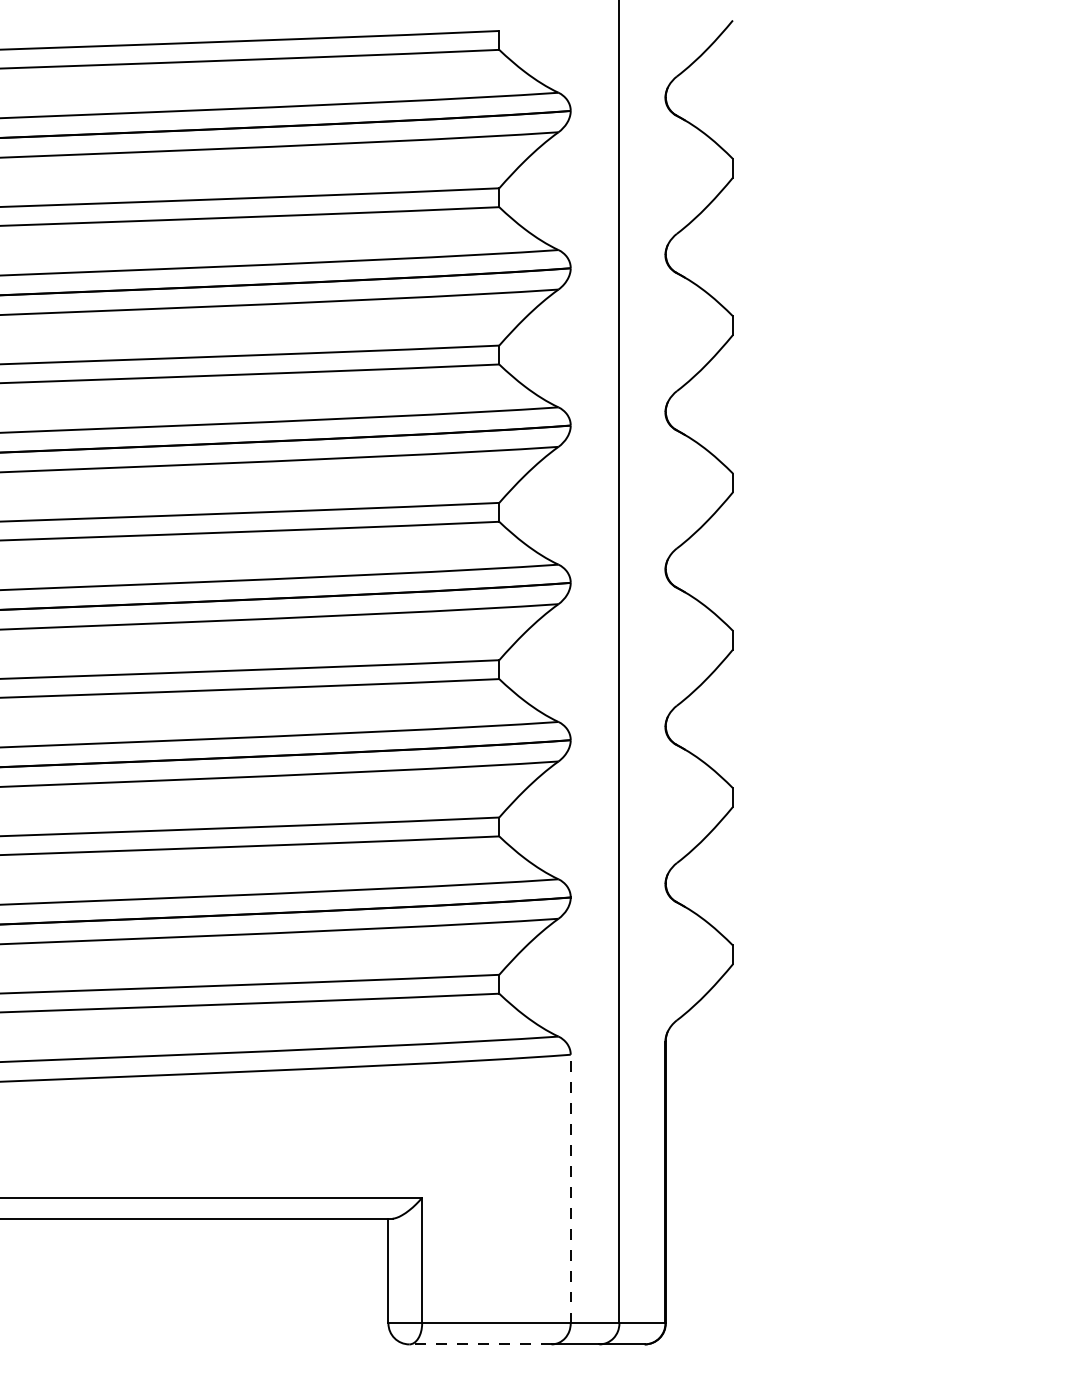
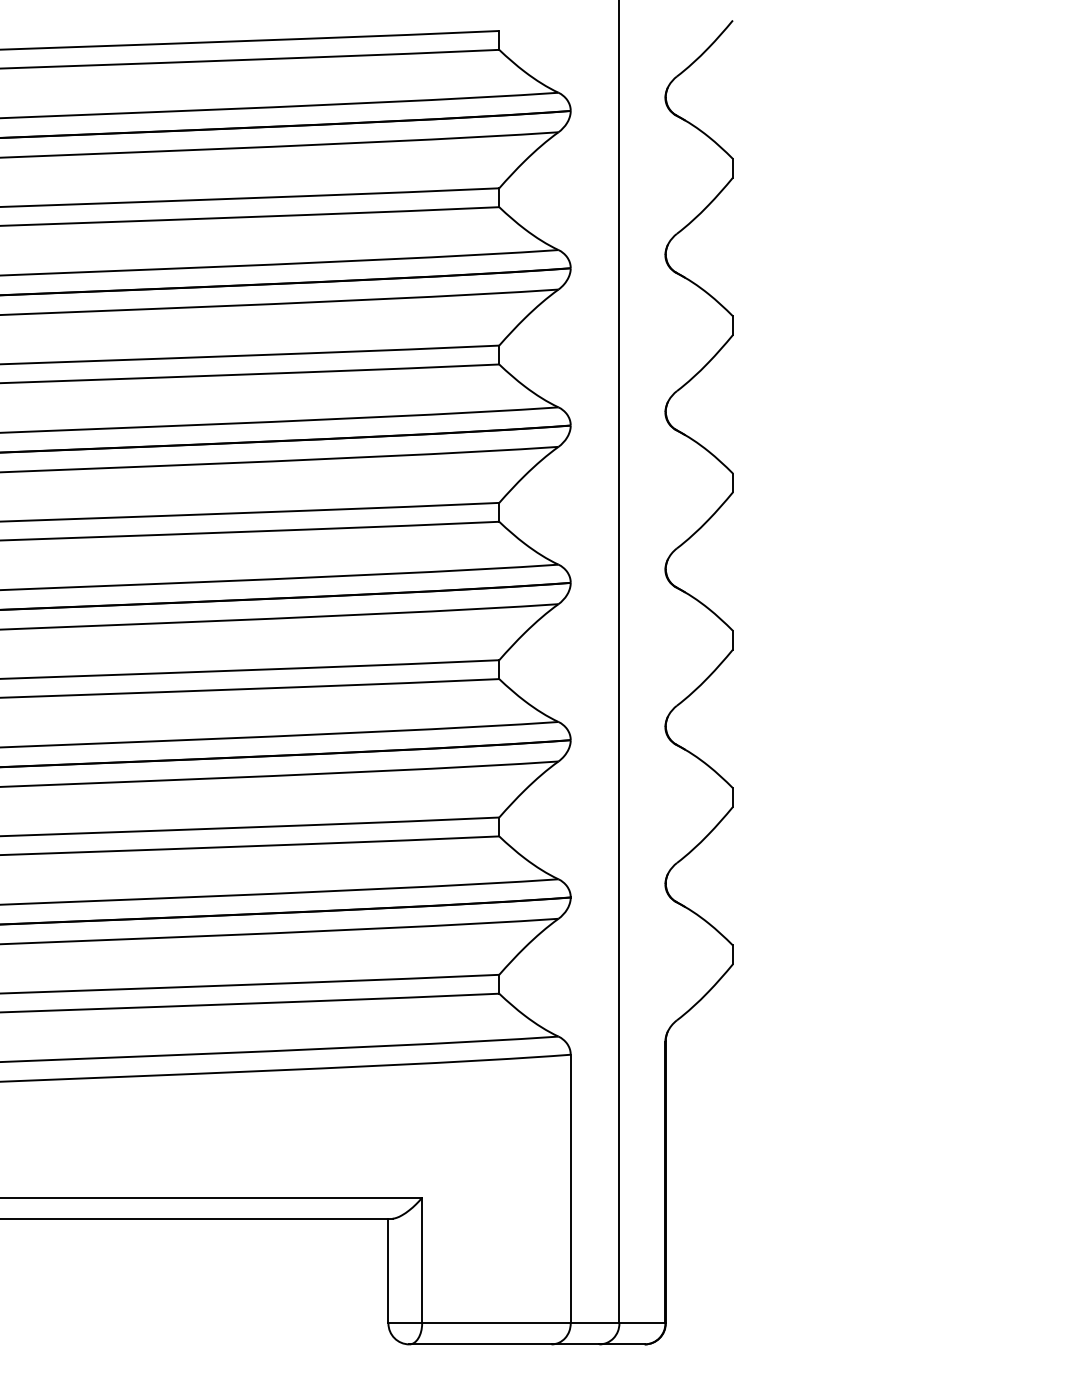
line: dashed -> solid (570, 1188)
line: dashed -> solid (479, 1344)
